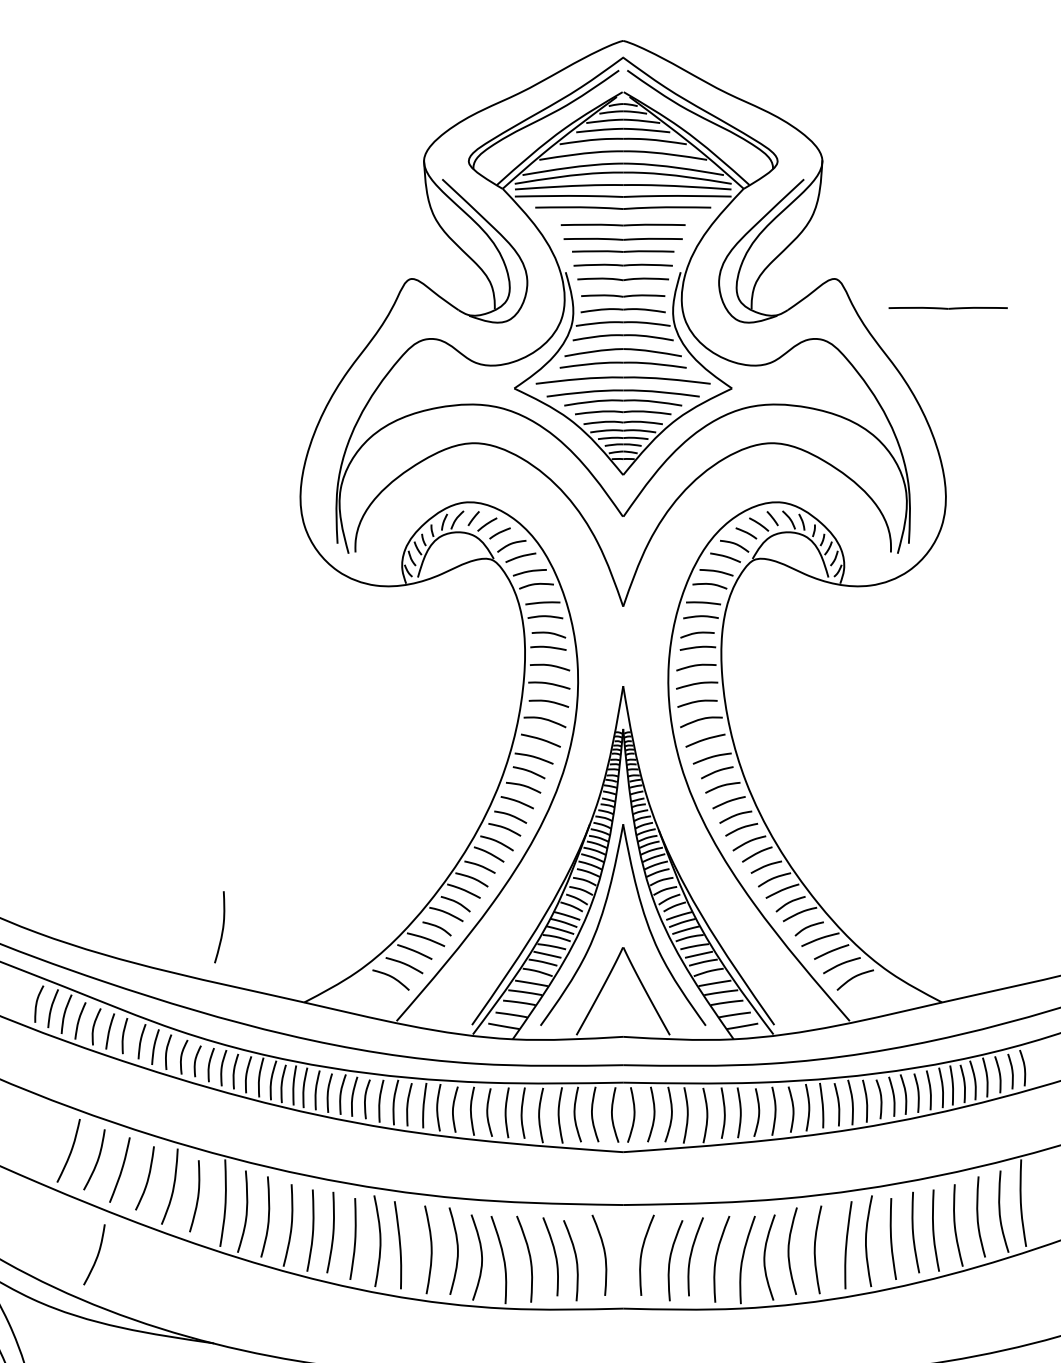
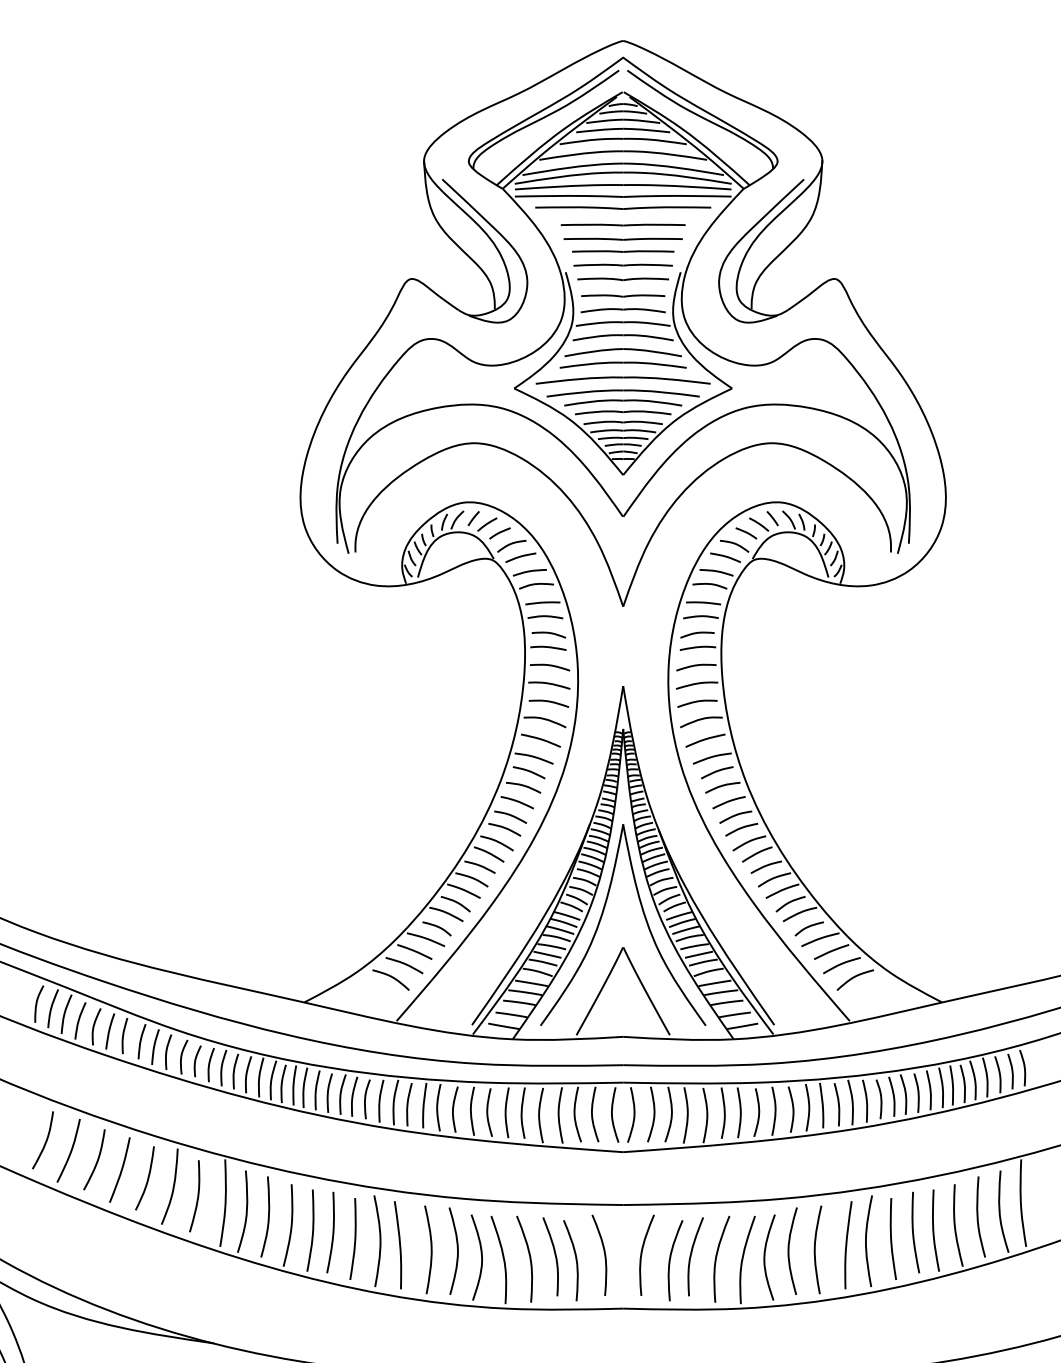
part: present -> none (947, 307)
curve: present -> none (222, 927)
curve: none -> present (45, 1140)
curve: present -> none (96, 1256)
